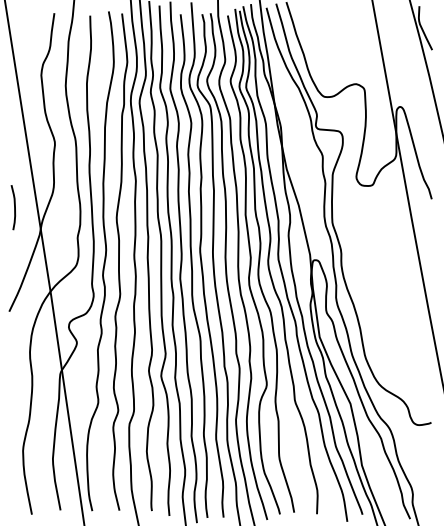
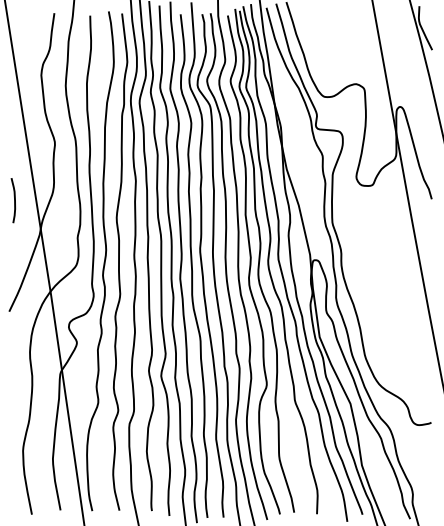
curve position: (14, 207) -> (14, 200) (14, 200)
